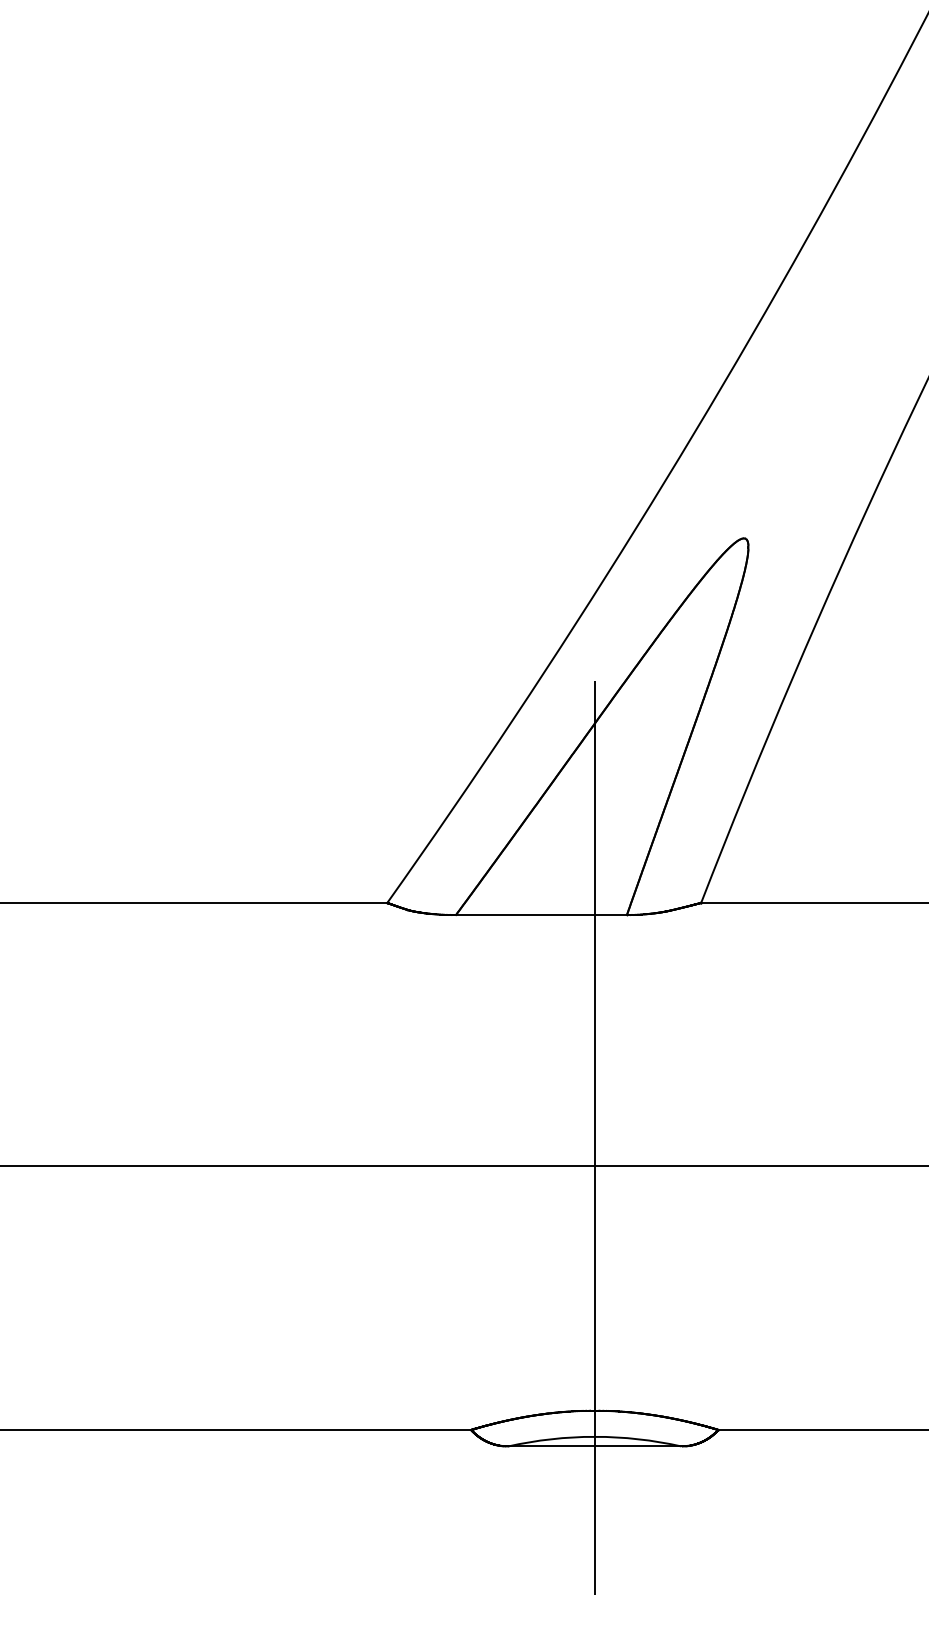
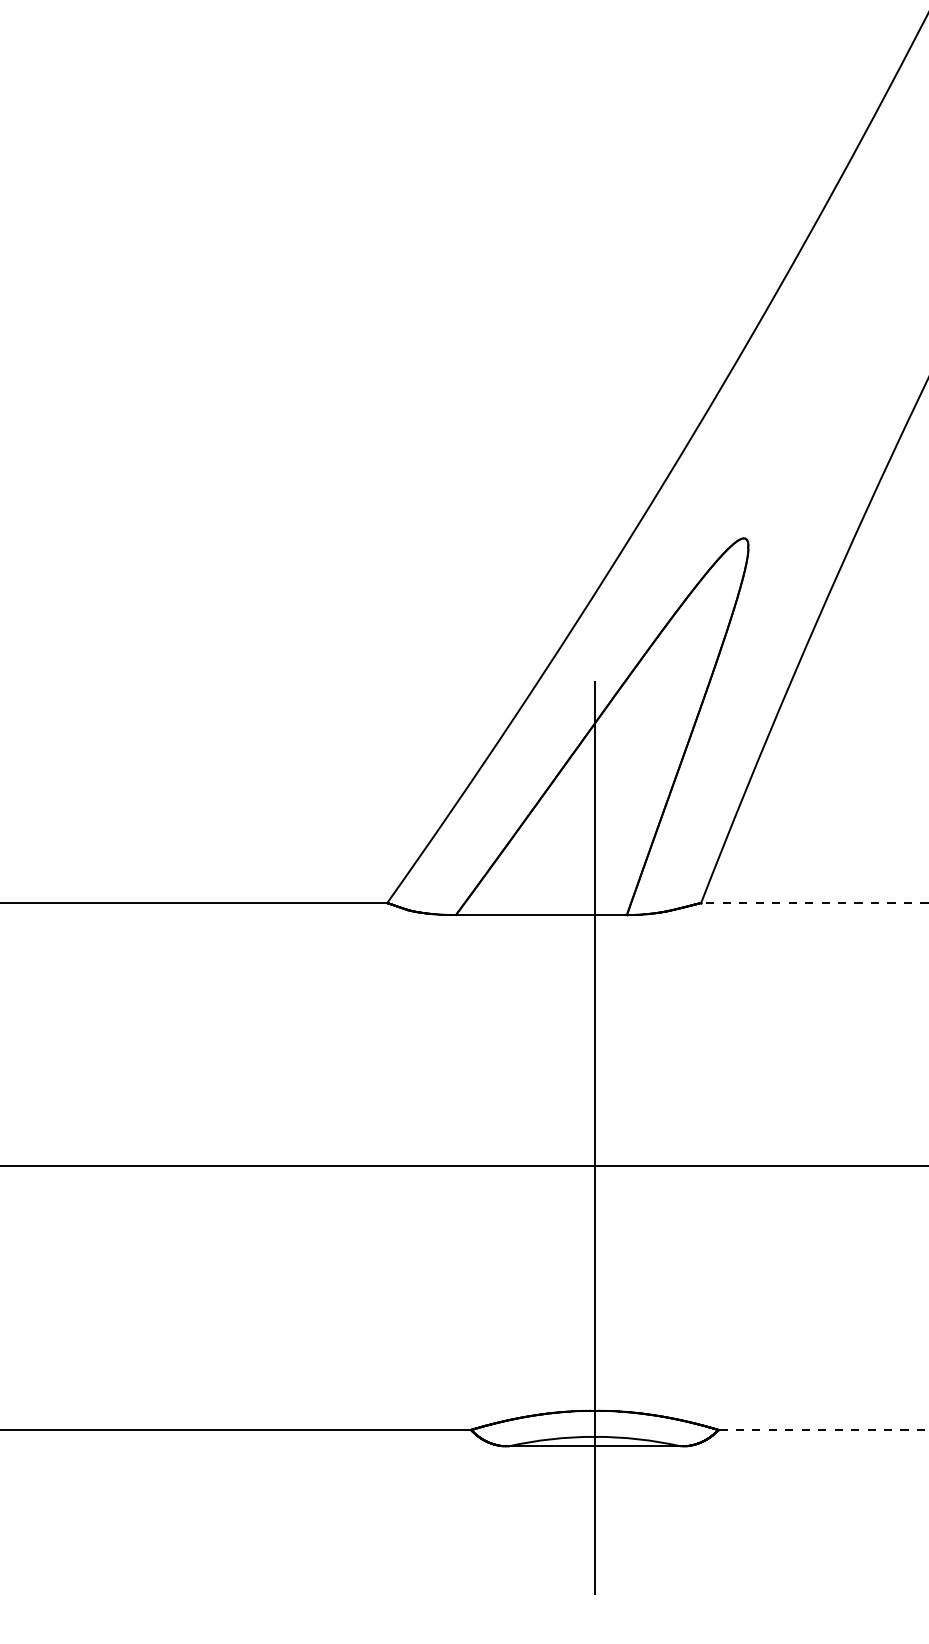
line: solid -> dashed (814, 902)
line: solid -> dashed (823, 1430)
